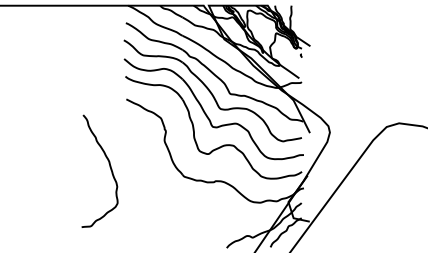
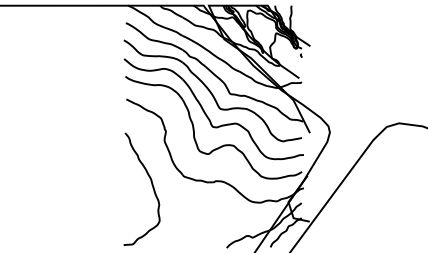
curve position: (109, 167) -> (151, 185) (151, 185)
